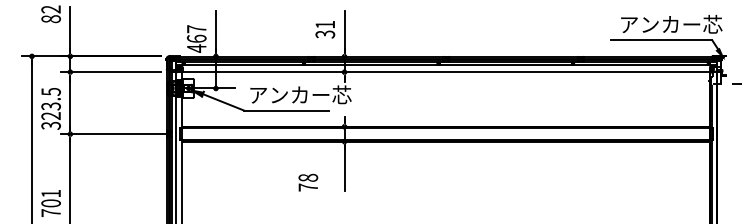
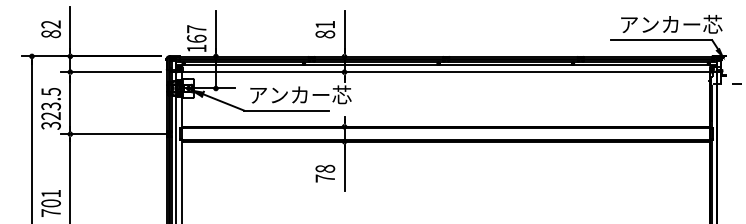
text position: (50, 14) -> (50, 29) (50, 29)
text: 31 -> 81 (324, 34)
text: 467 -> 167 (196, 48)
text position: (308, 182) -> (325, 173) (325, 173)
